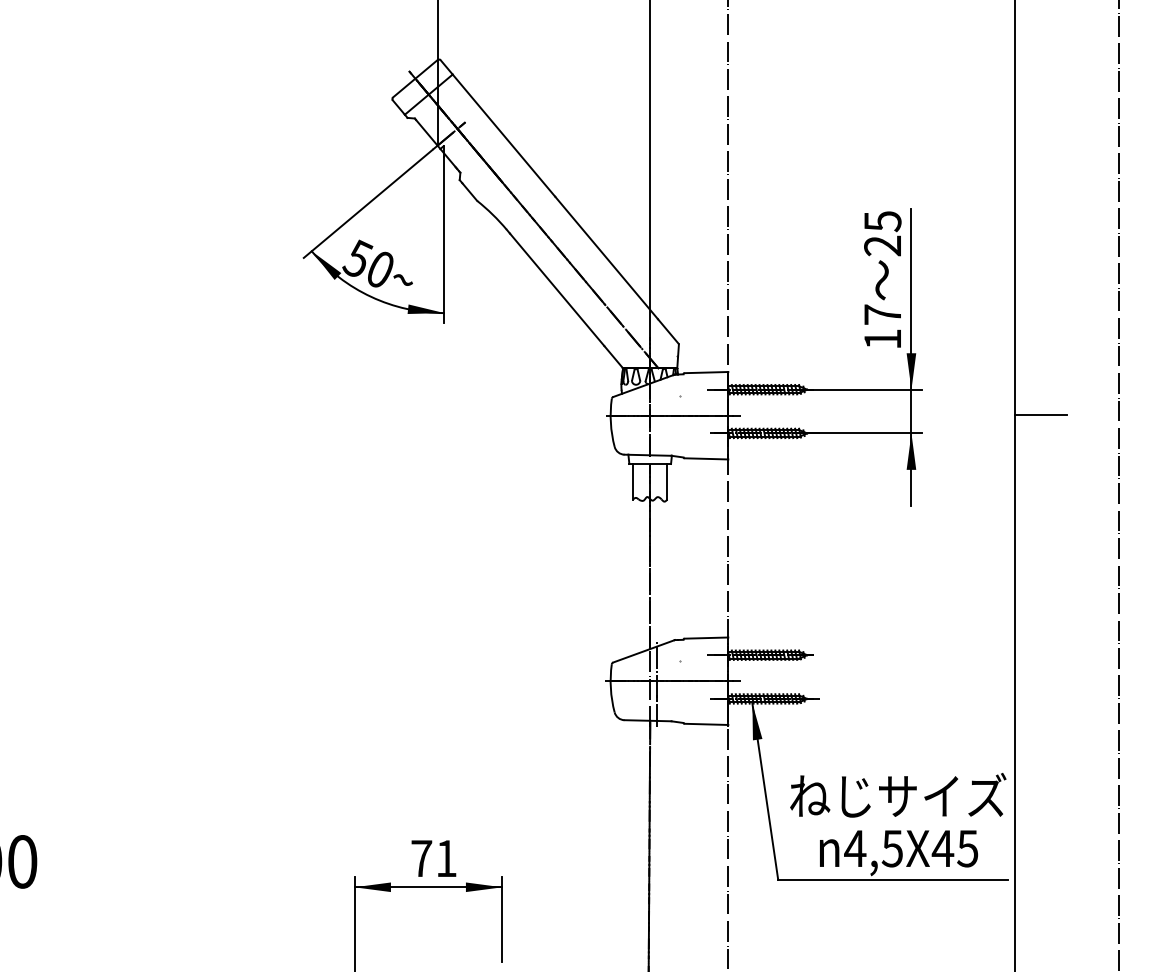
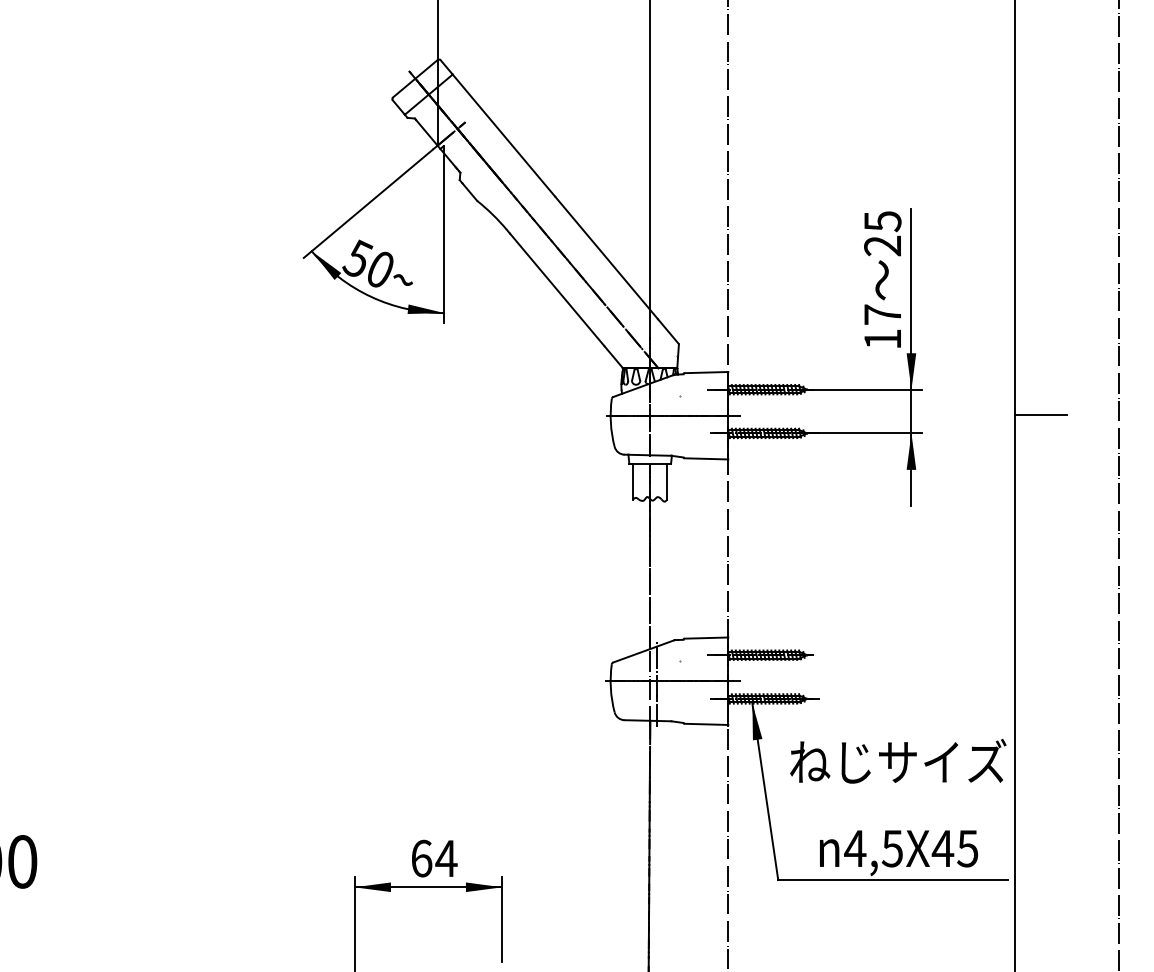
text position: (898, 795) -> (898, 761) (898, 761)
text: 71 -> 64 (434, 858)
